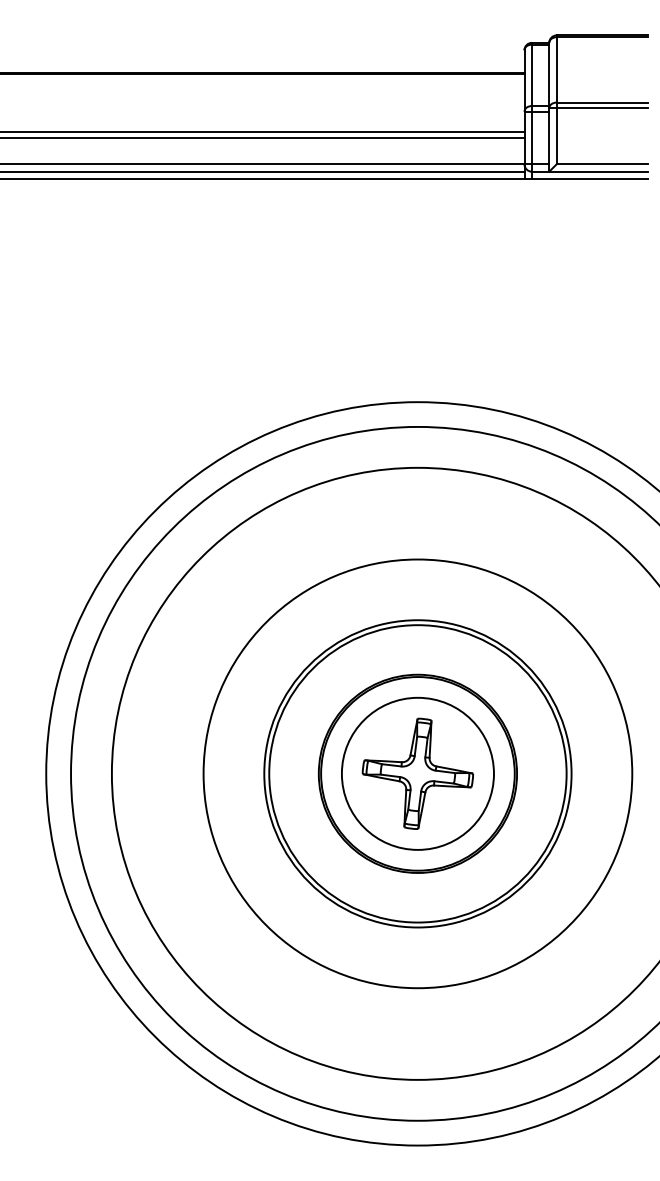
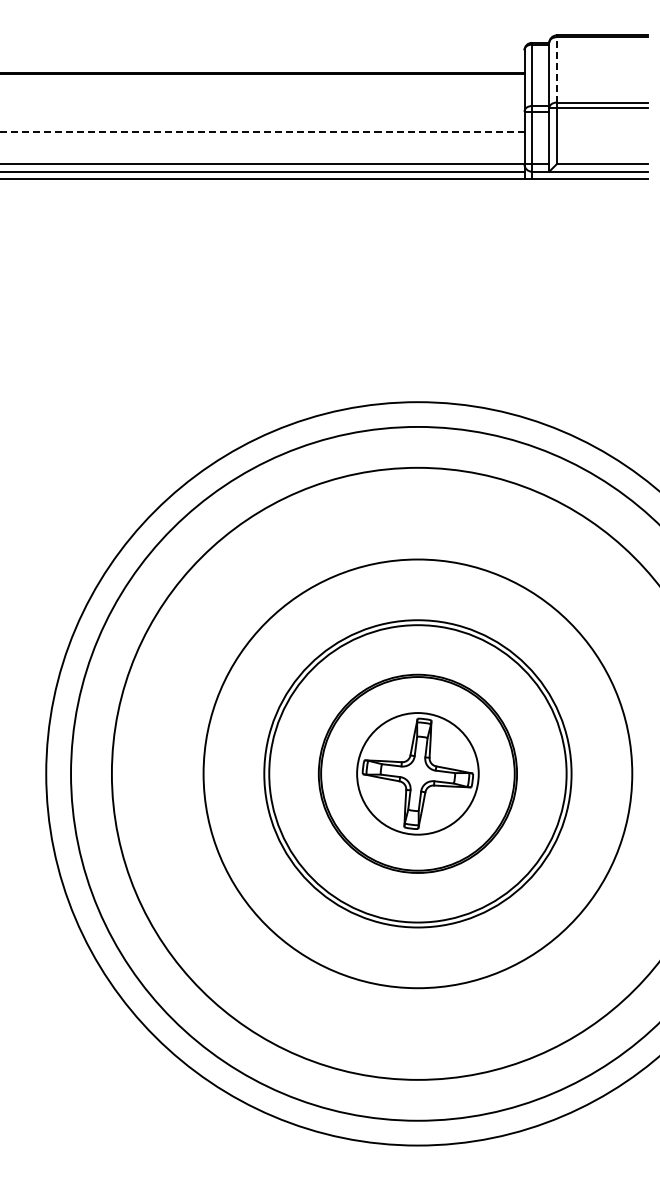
line: solid -> dashed (556, 69)
line: solid -> dashed (261, 132)
line: present -> none (263, 138)
circle diameter: 152 px -> 122 px (417, 773)
